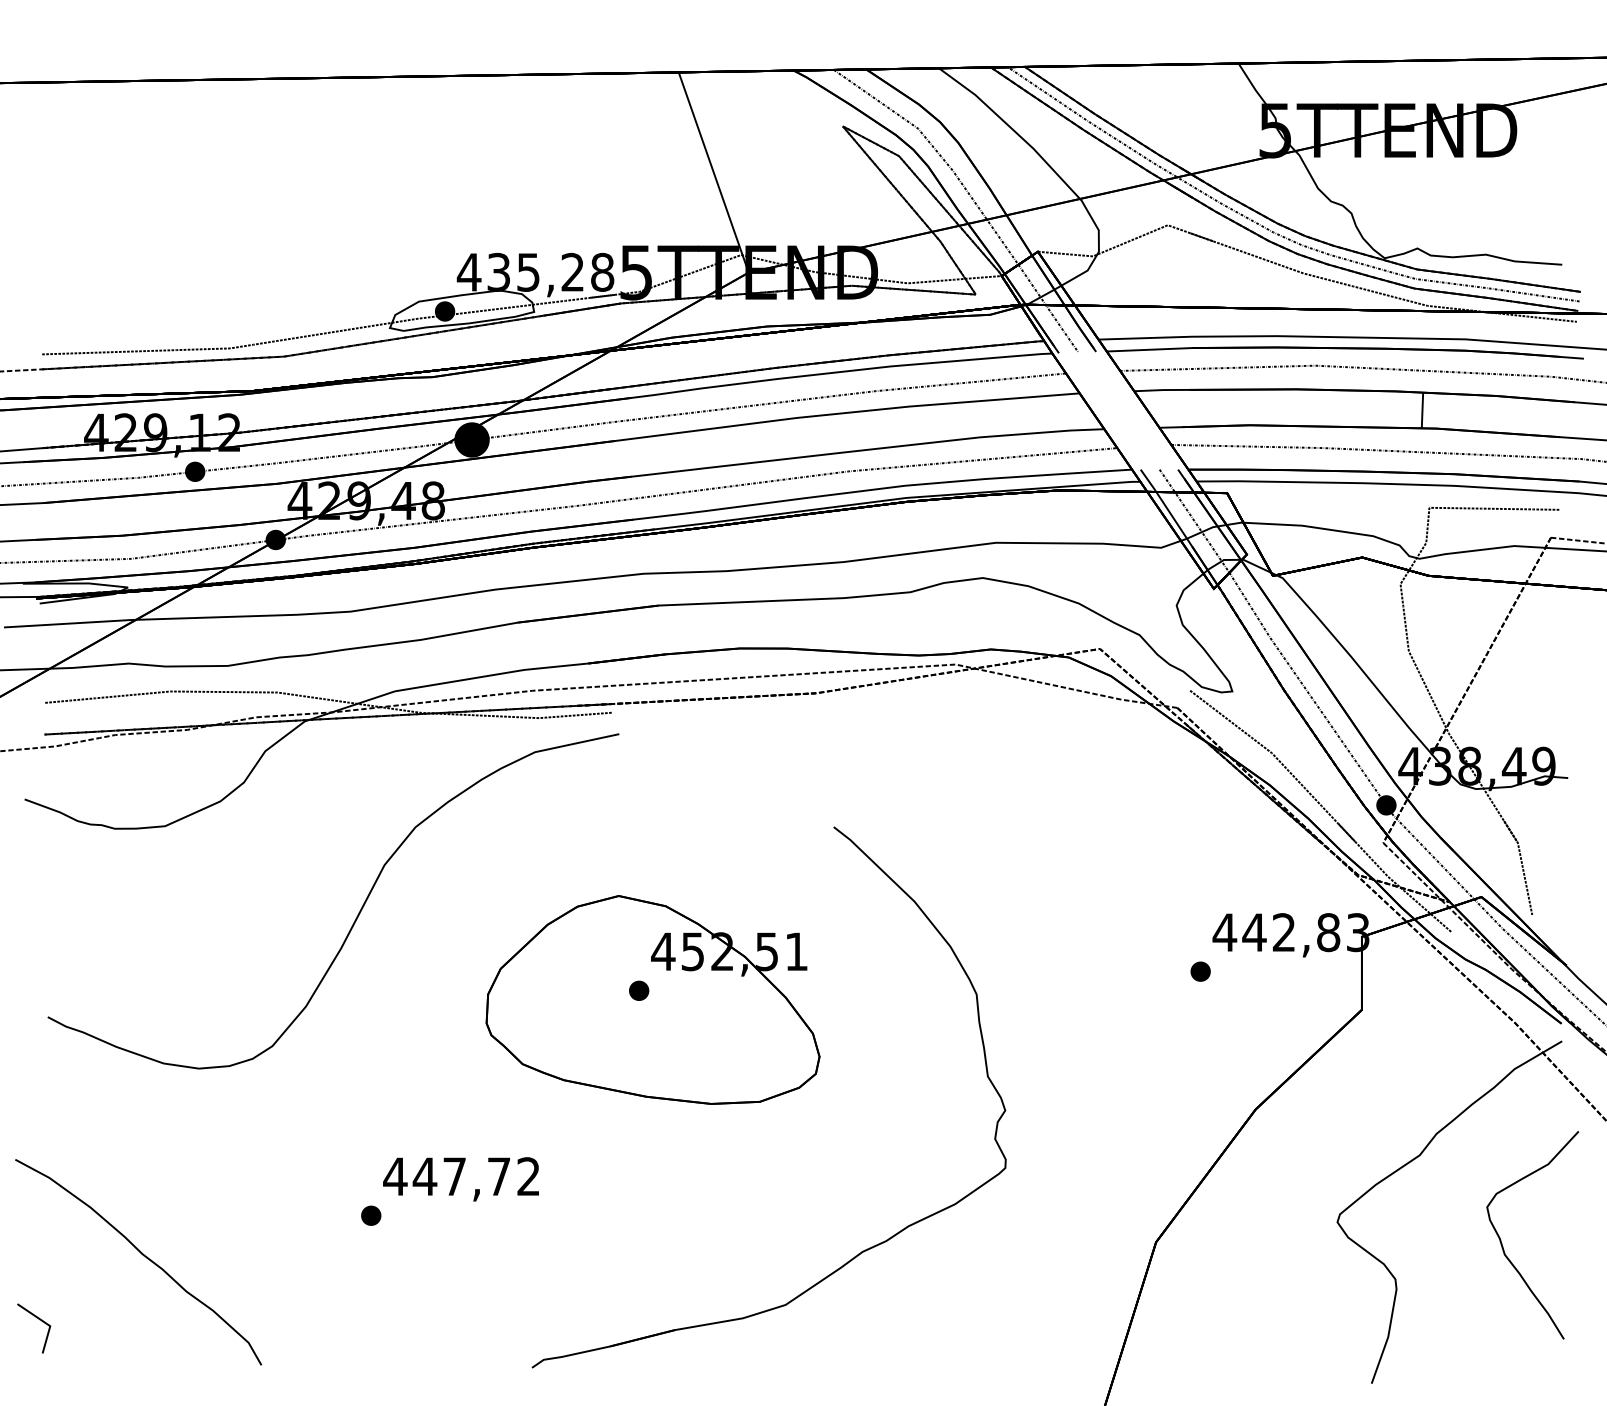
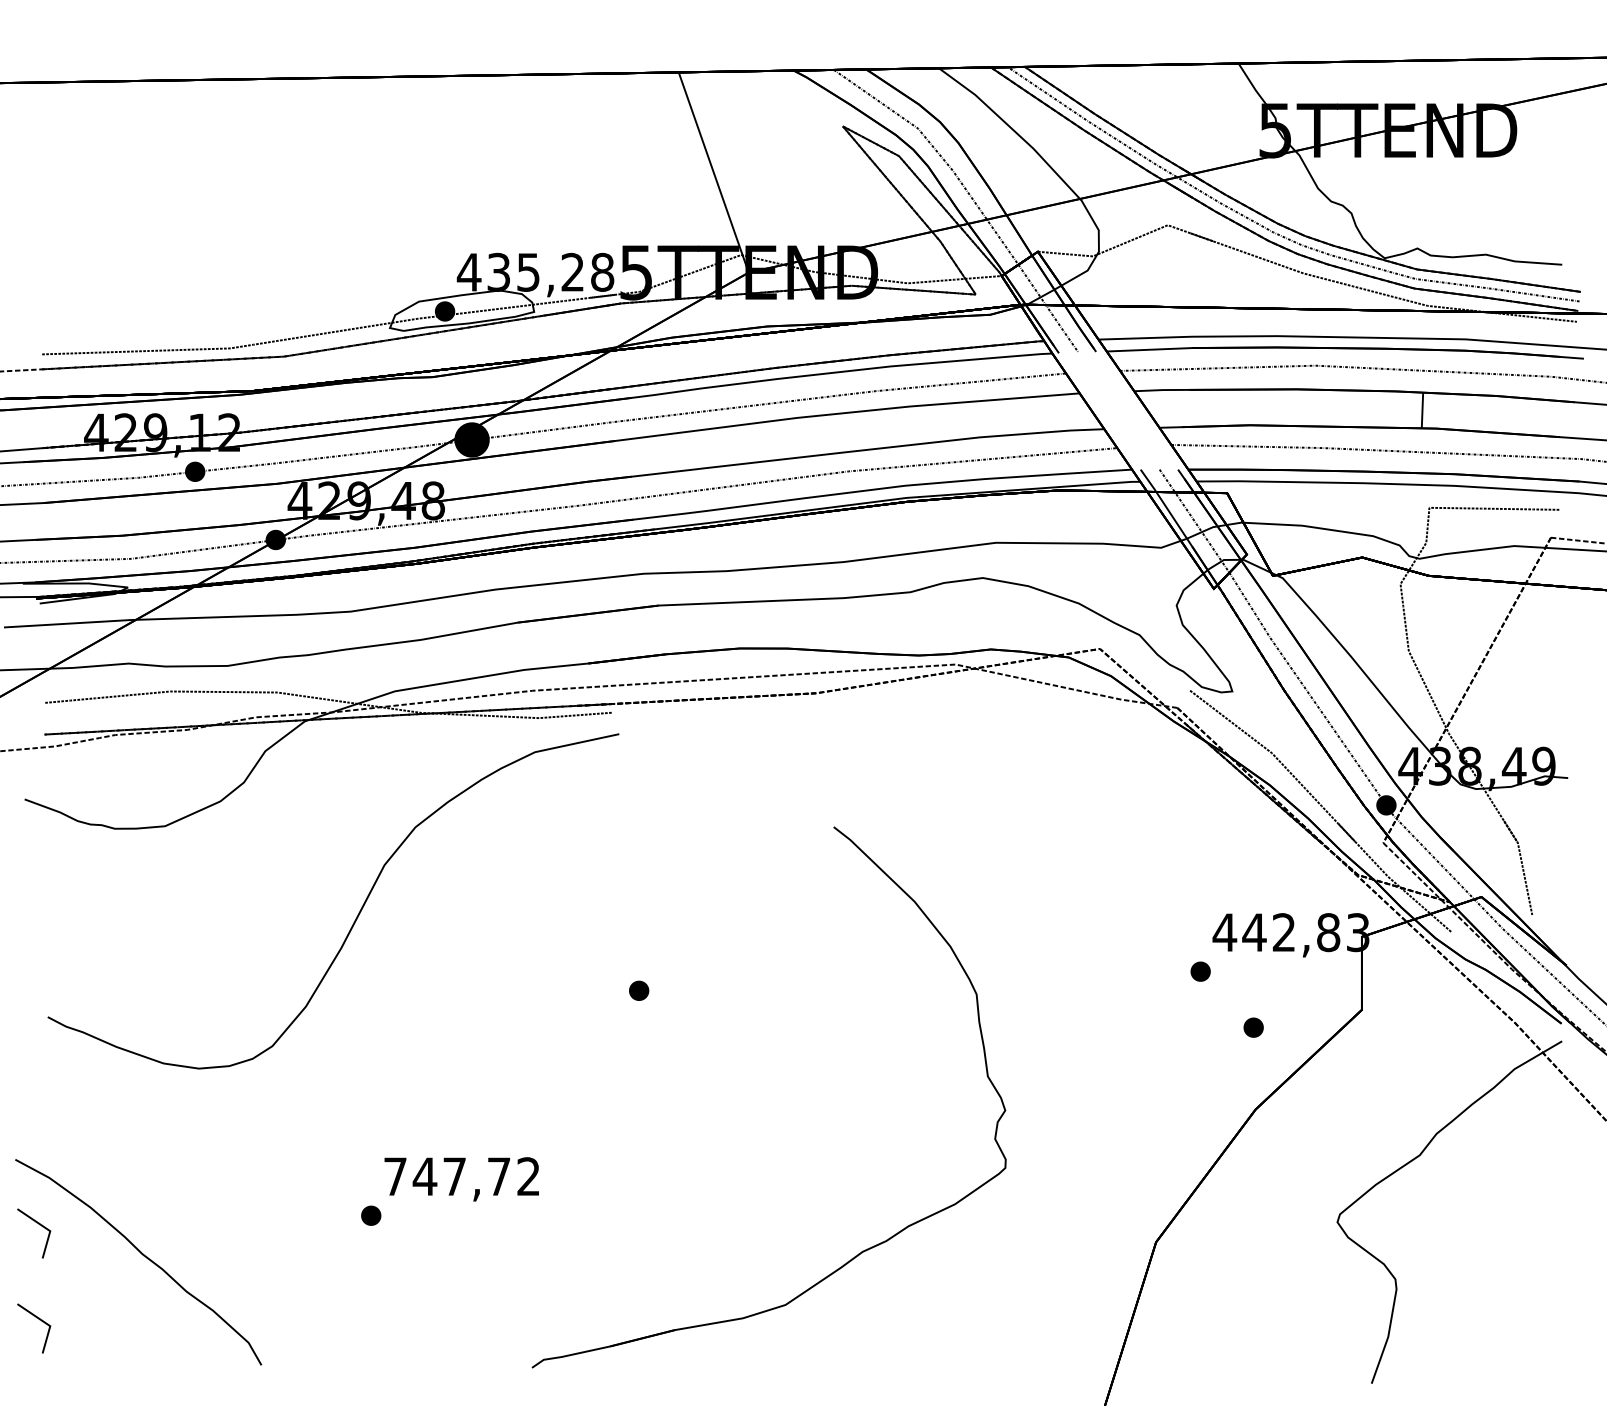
part: present -> none (652, 999)
part: none -> present (1253, 1027)
text: 447,72 -> 747,72 (395, 1176)
line: none -> present (39, 1225)
curve: present -> none (1503, 1246)
